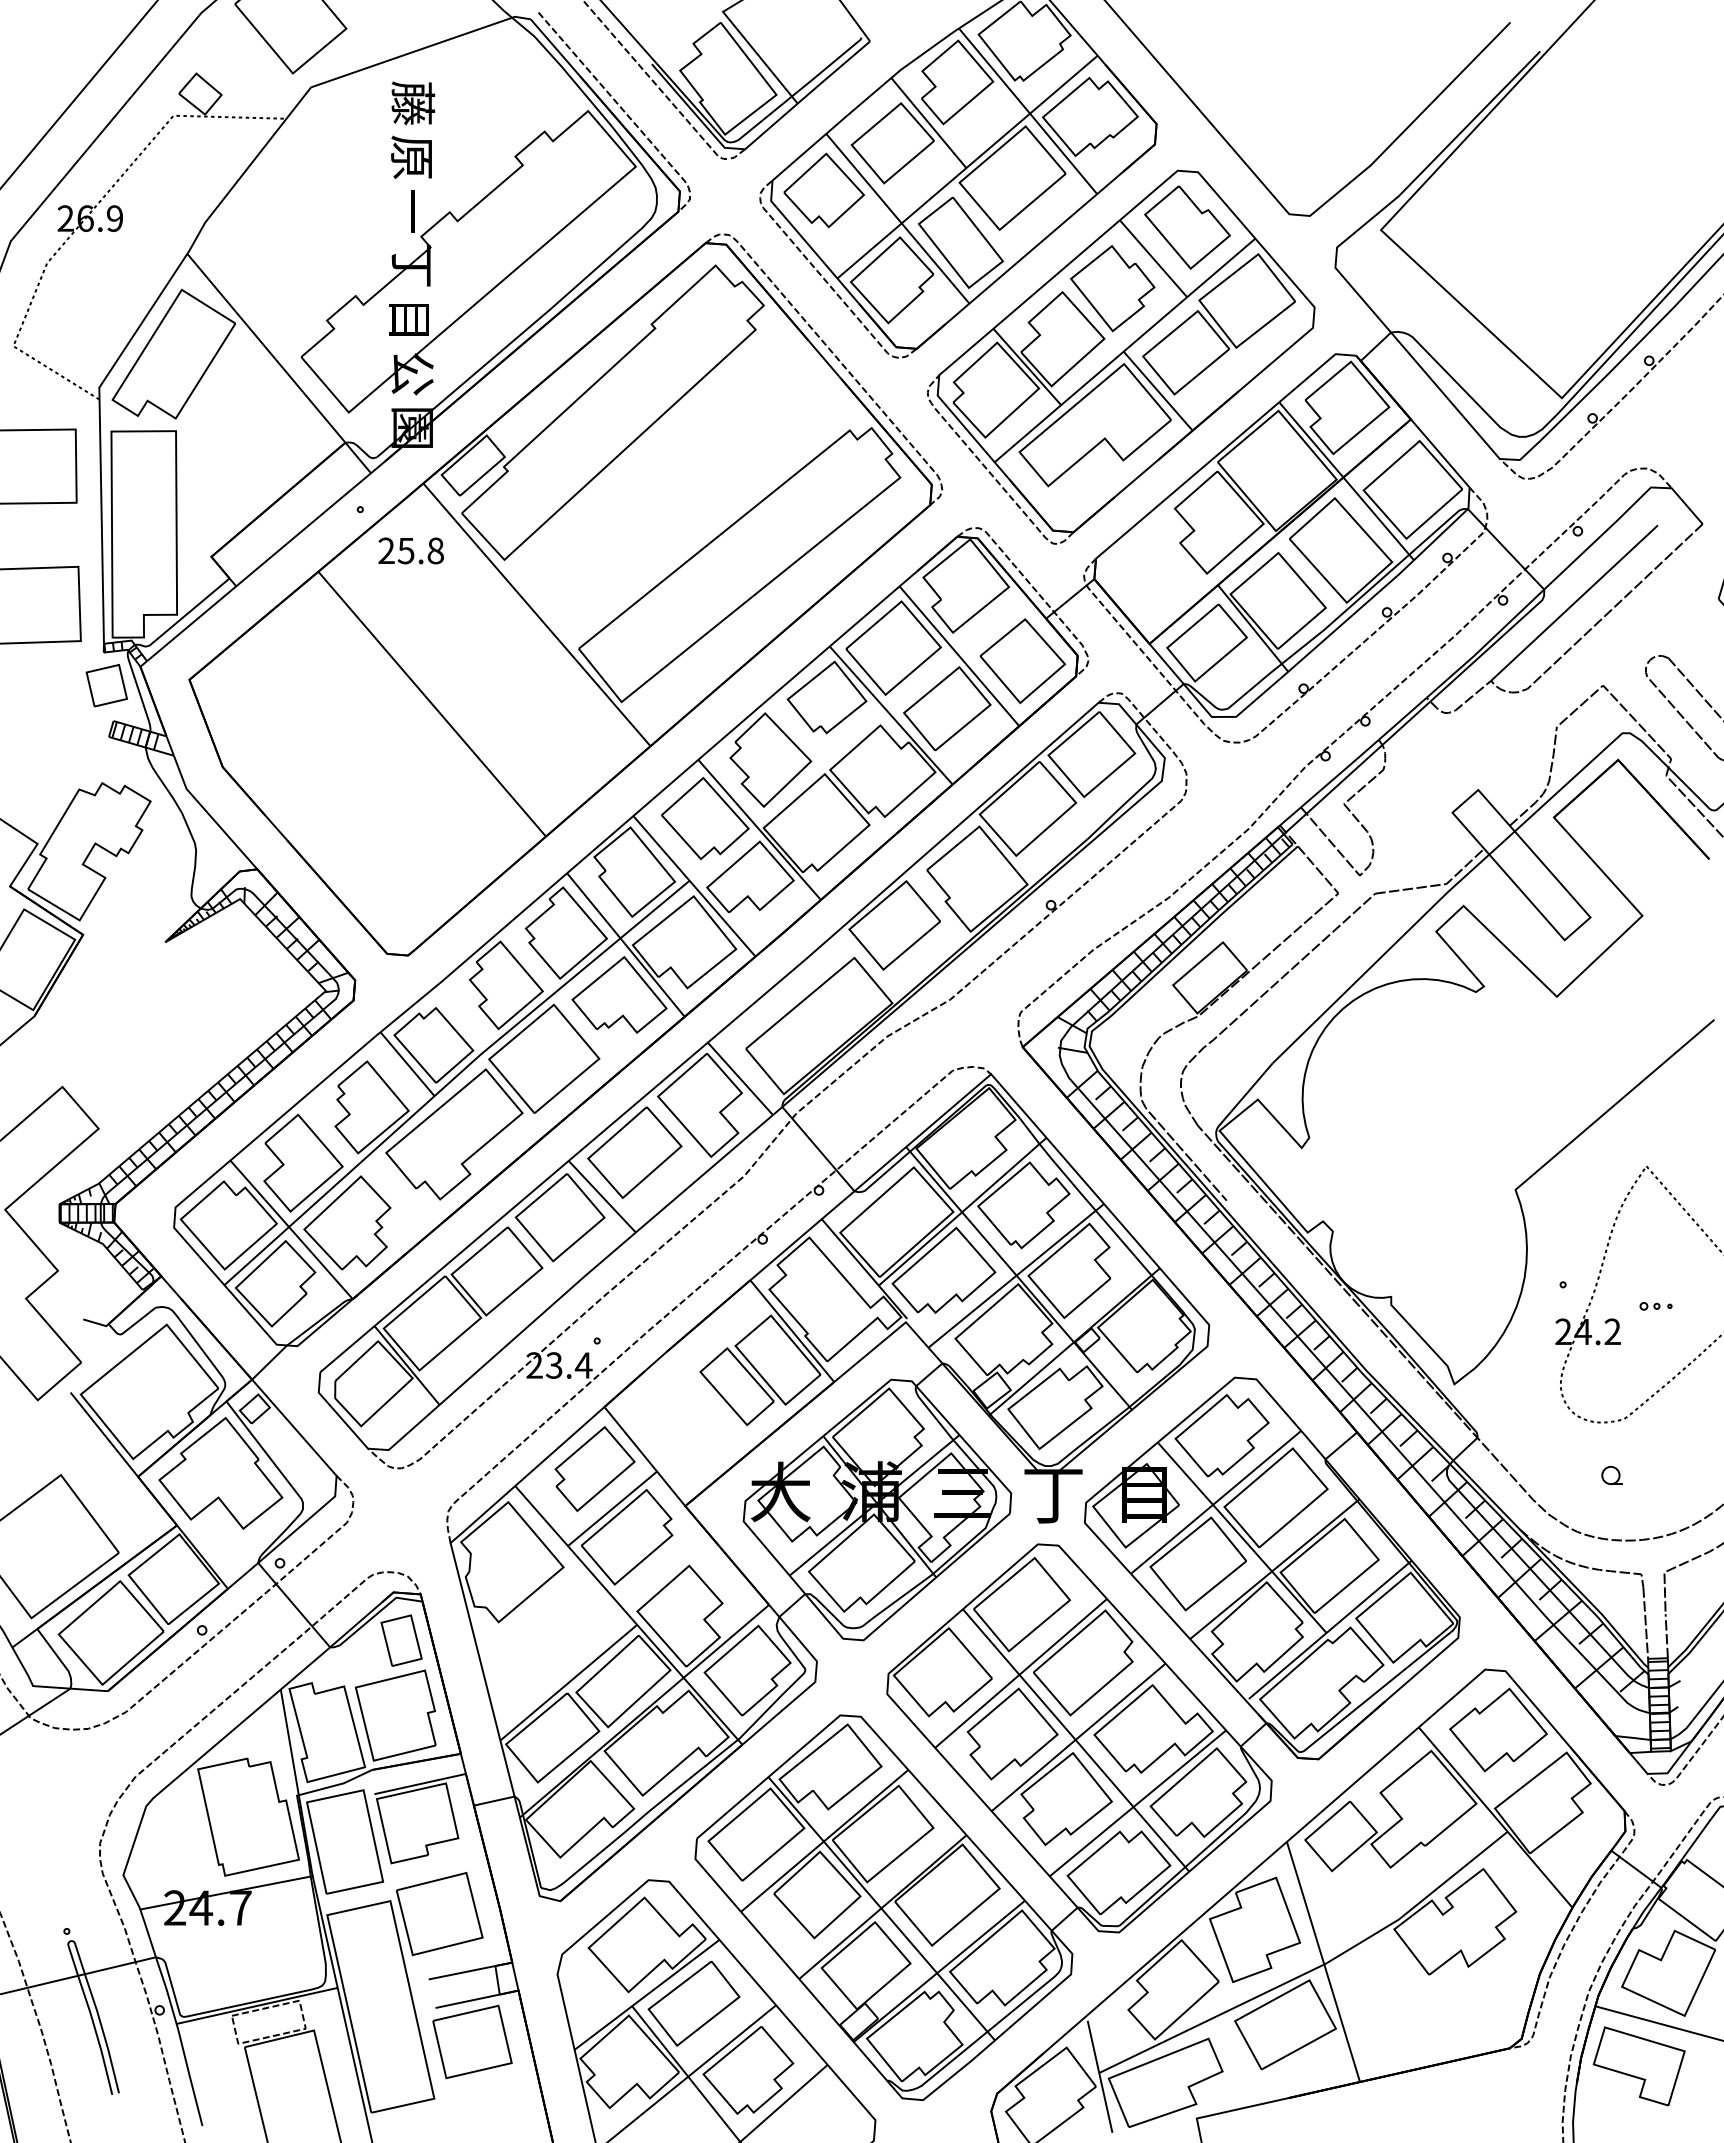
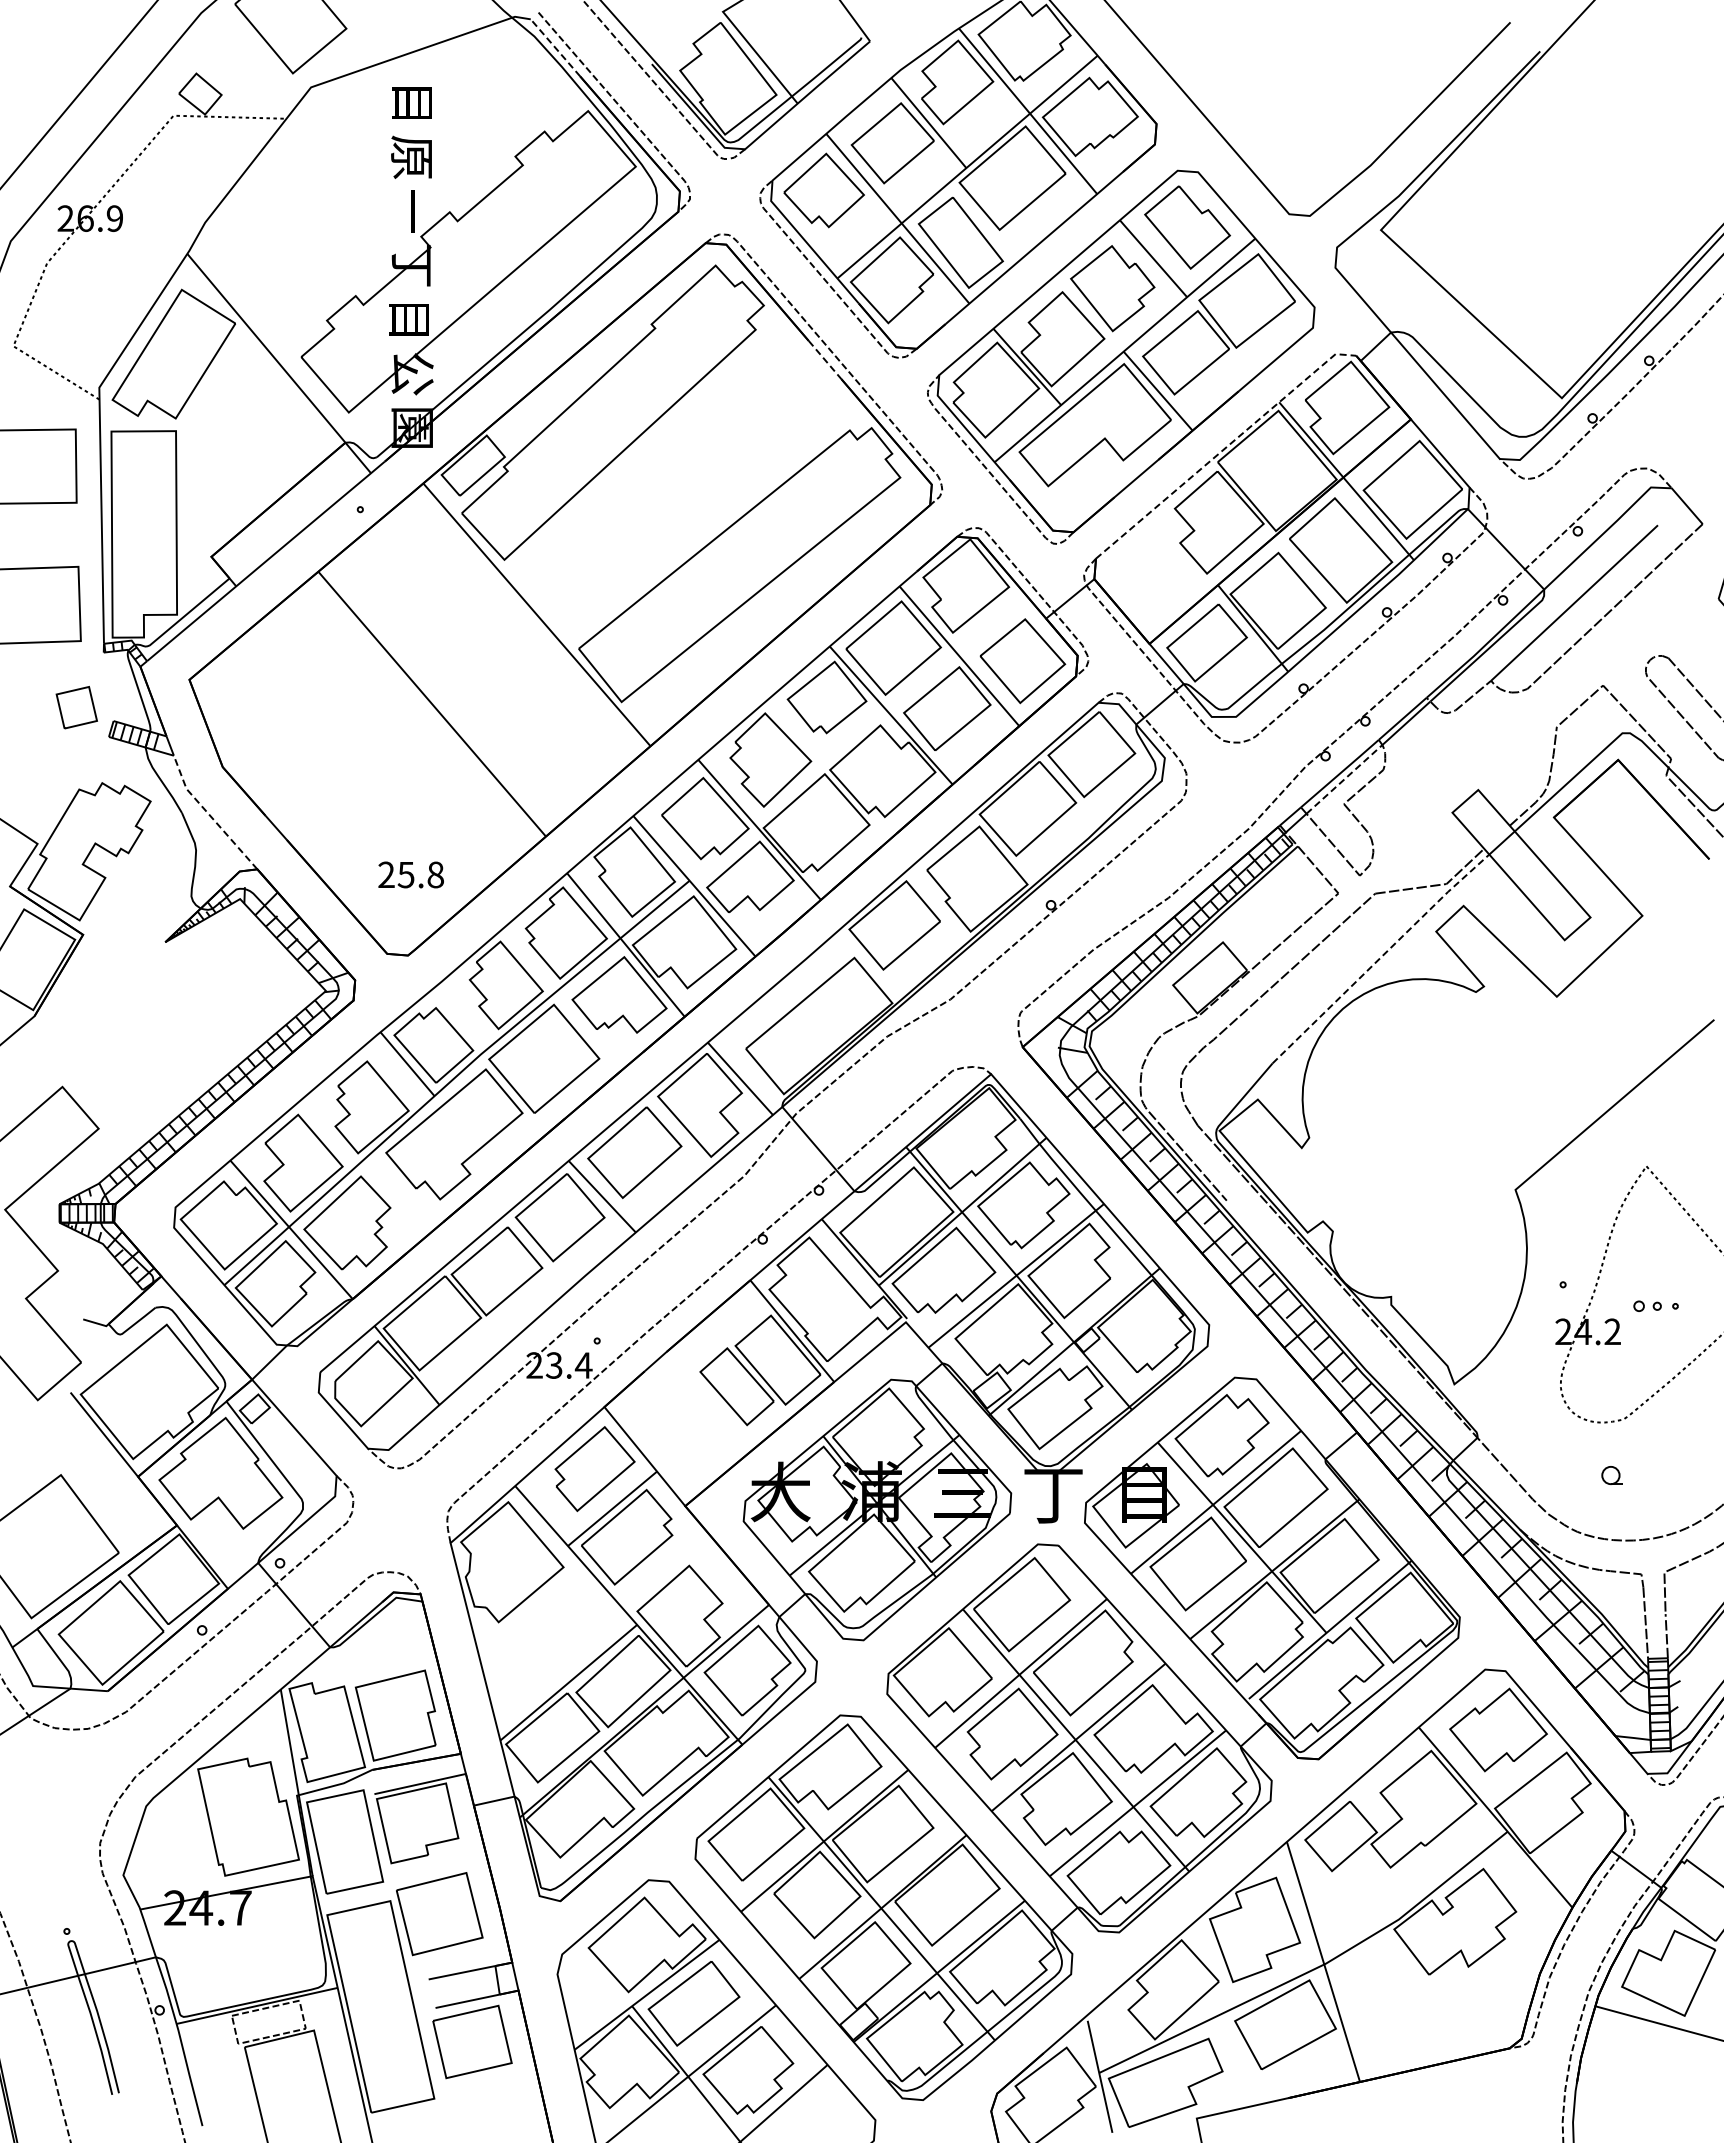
line: solid -> dashed (555, 47)
text: 藤 -> 目 (413, 103)
line: solid -> dashed (825, 360)
line: solid -> dashed (1225, 448)
text position: (410, 550) -> (410, 874) (410, 874)
part position: (106, 685) -> (76, 707) (76, 707)
line: solid -> dashed (1344, 779)
line: solid -> dashed (209, 815)
line: solid -> dashed (1381, 957)
part size: 34x9 px -> 46x12 px (1655, 1305)
part: present -> none (401, 1640)
part: present -> none (1638, 2066)
